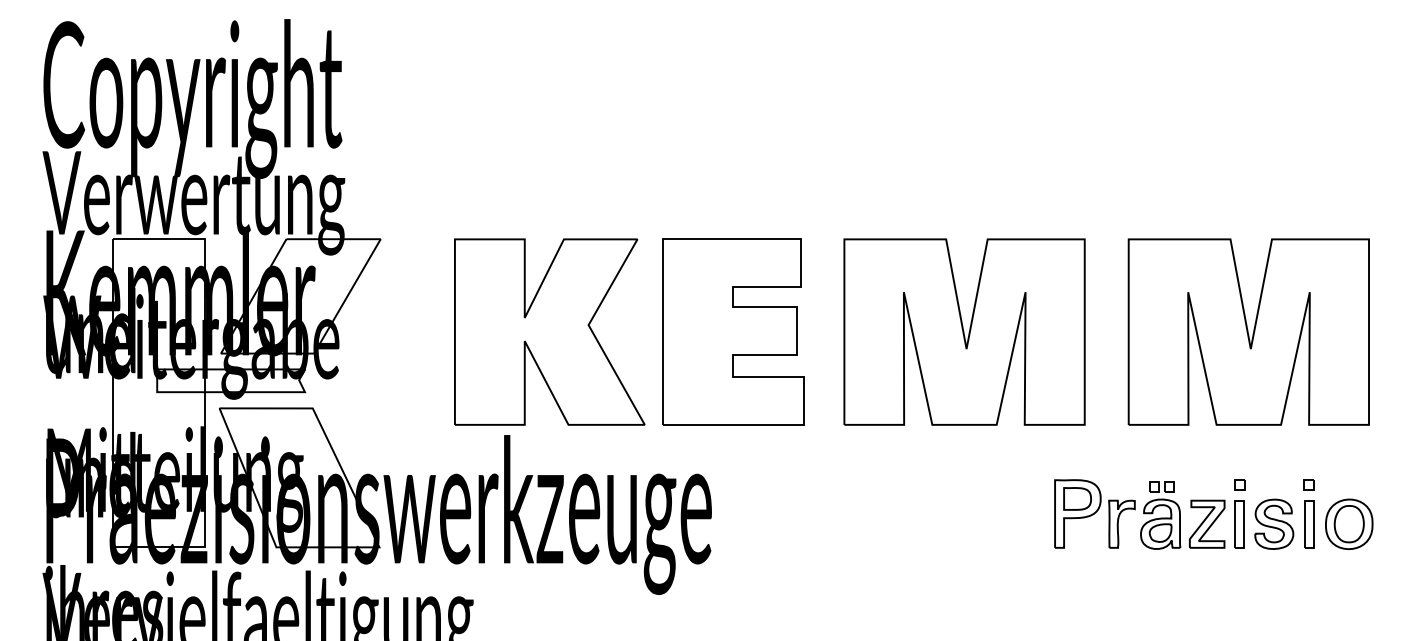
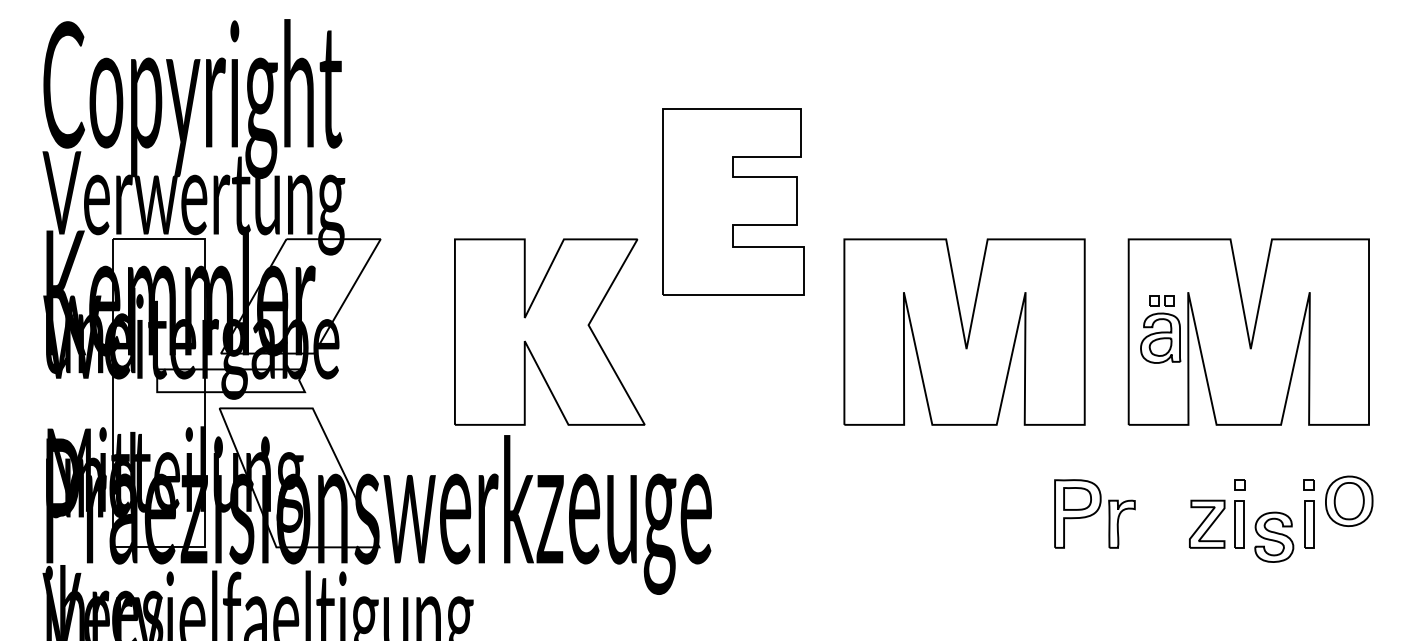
part position: (733, 331) -> (733, 201) (733, 201)
part position: (1160, 515) -> (1160, 329) (1160, 329)
part position: (1274, 523) -> (1274, 536) (1274, 536)
part position: (1349, 523) -> (1349, 500) (1349, 500)
